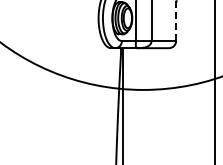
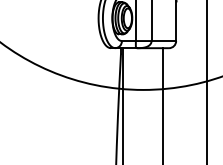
line: dashed -> solid (176, 20)
line position: (214, 81) -> (206, 81) (206, 81)
line: none -> present (163, 104)
